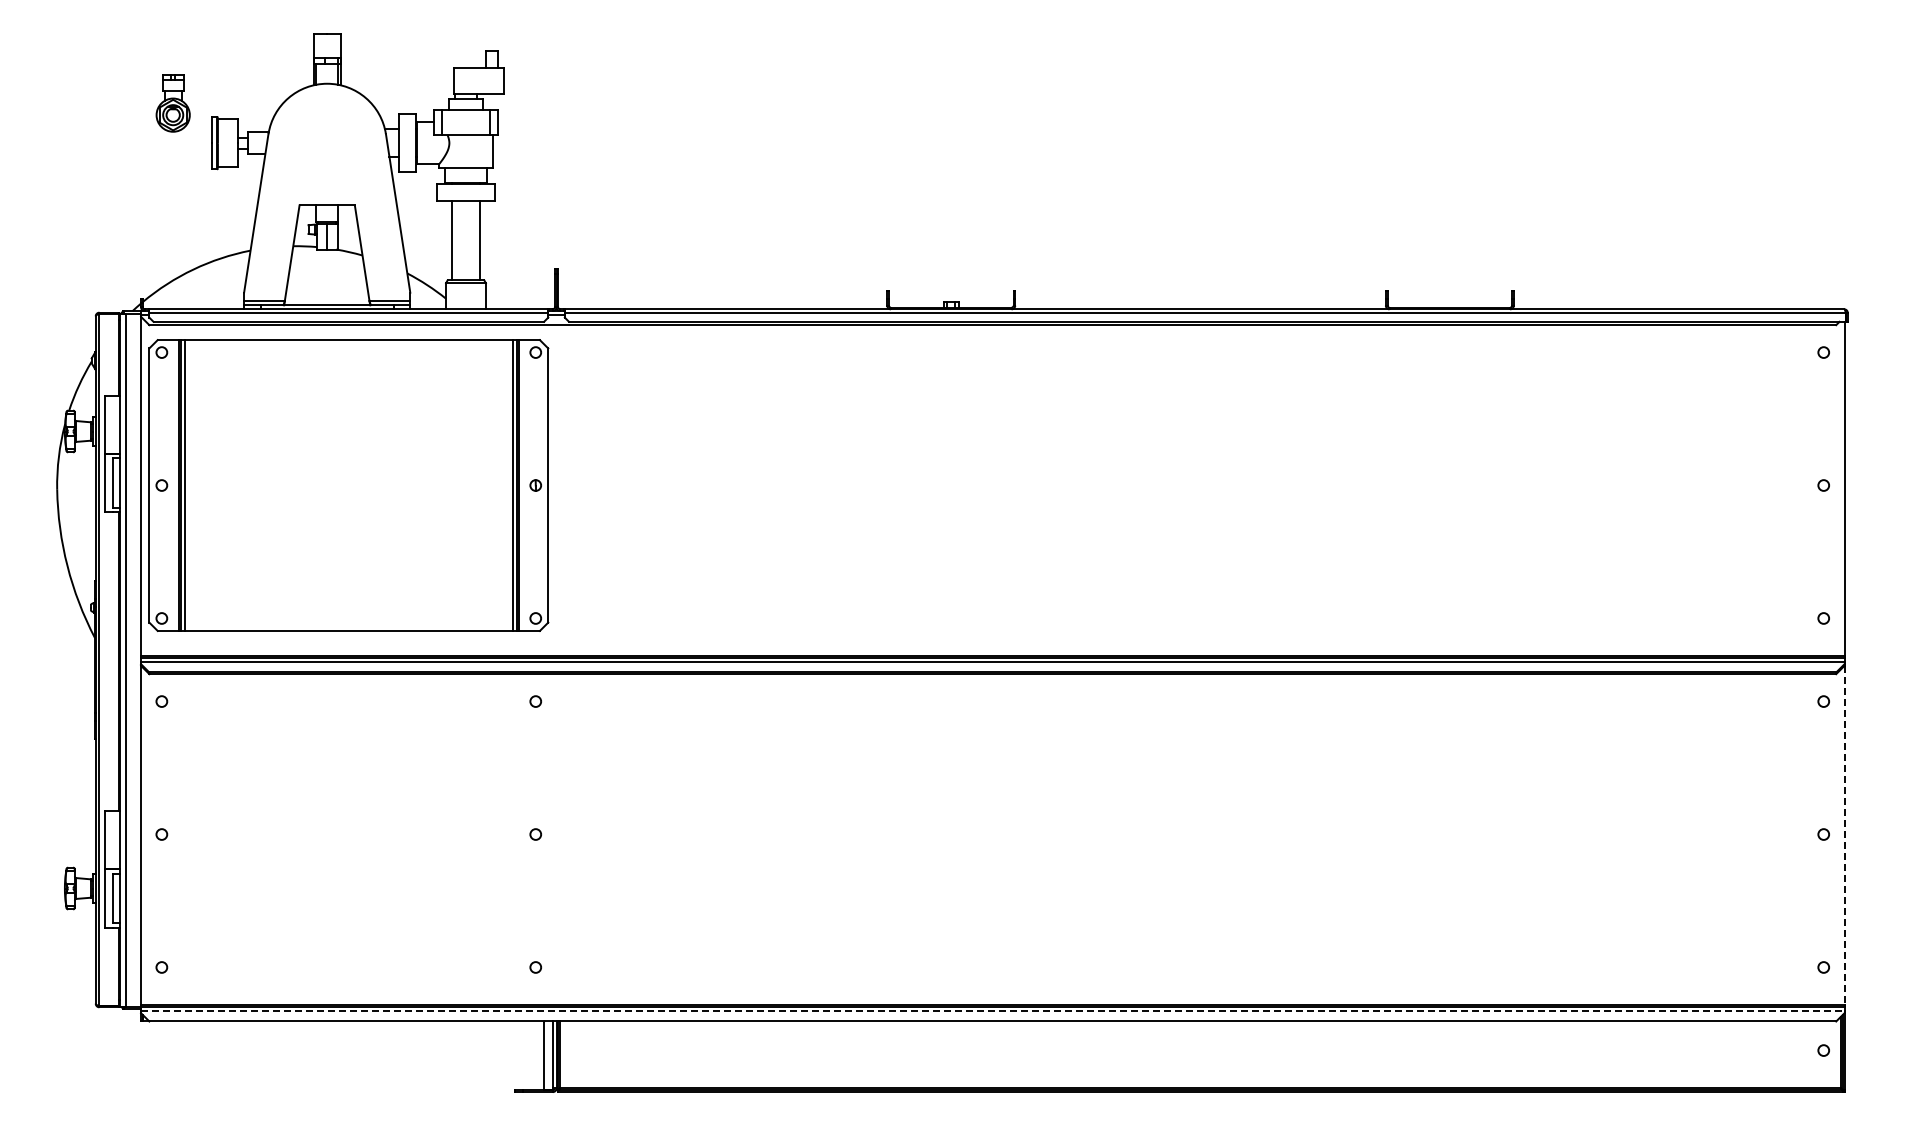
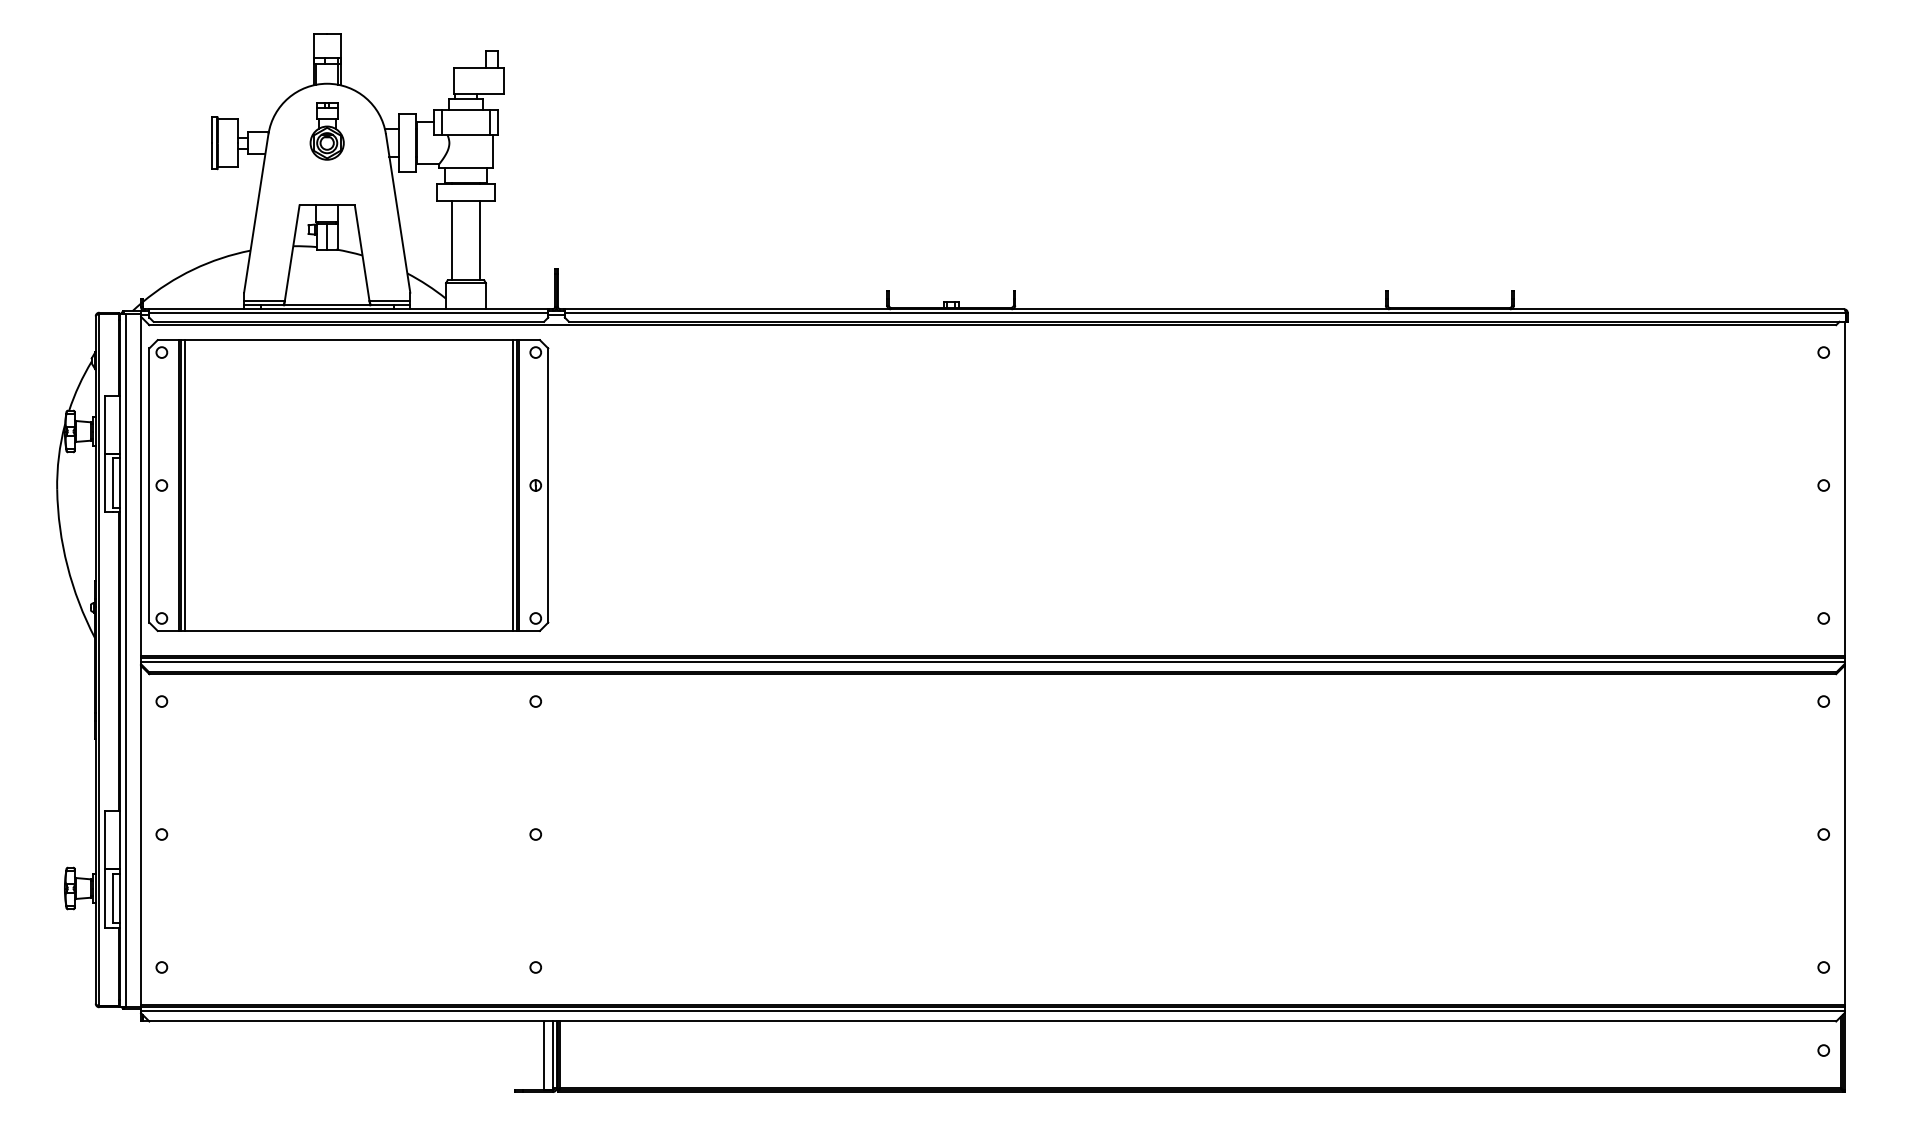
part position: (172, 103) -> (326, 131) (326, 131)
line: dashed -> solid (1844, 835)
line: dashed -> solid (992, 1011)
